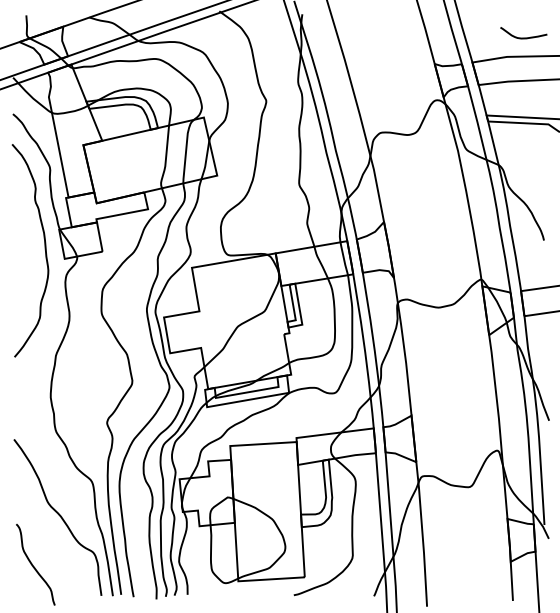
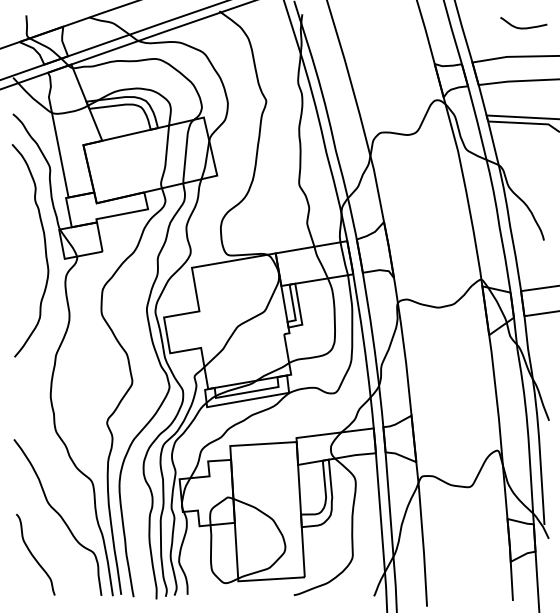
curve position: (523, 37) -> (523, 27) (523, 27)
curve position: (33, 565) -> (33, 555) (33, 555)
